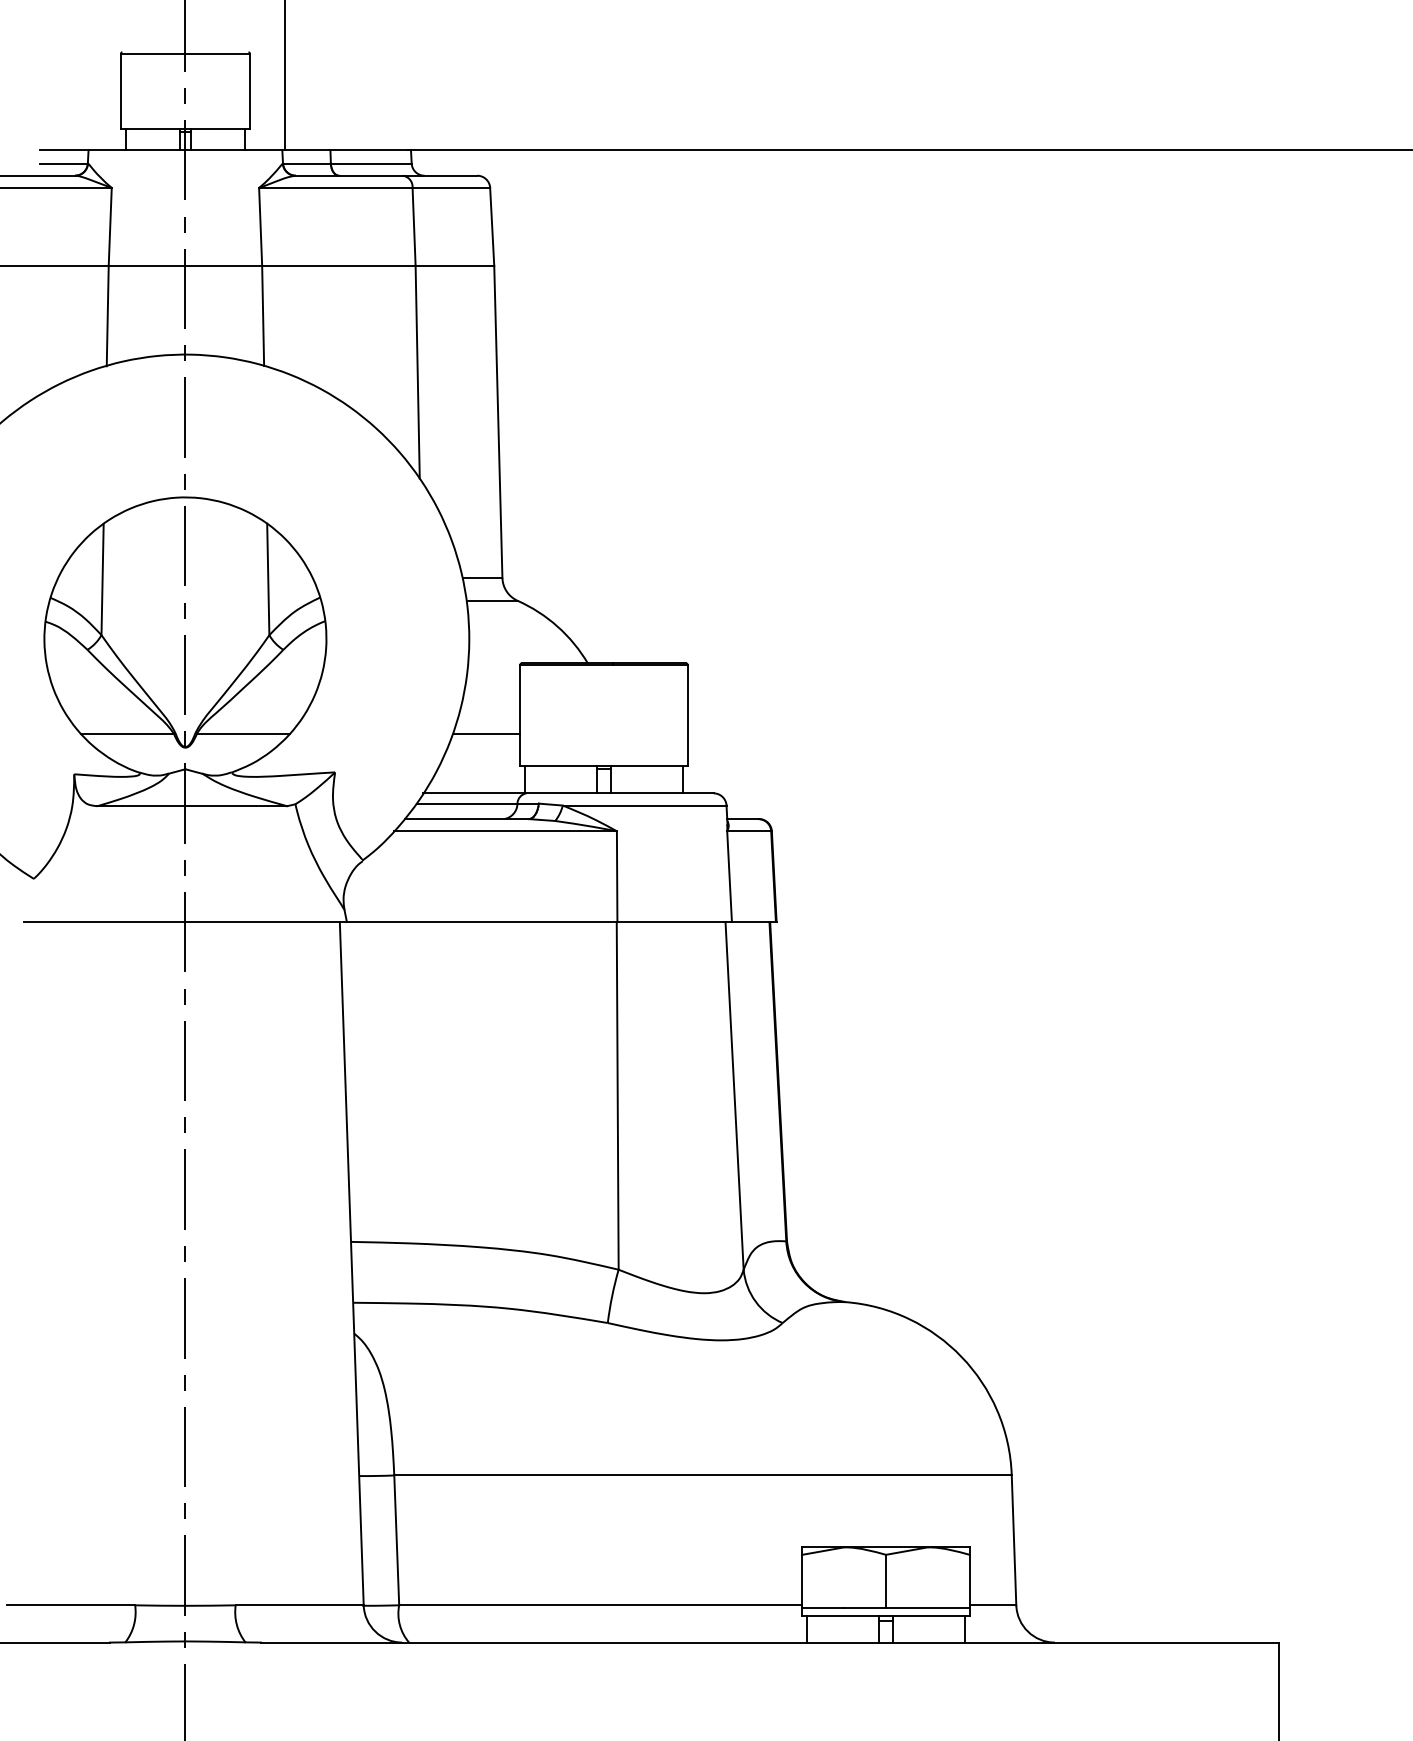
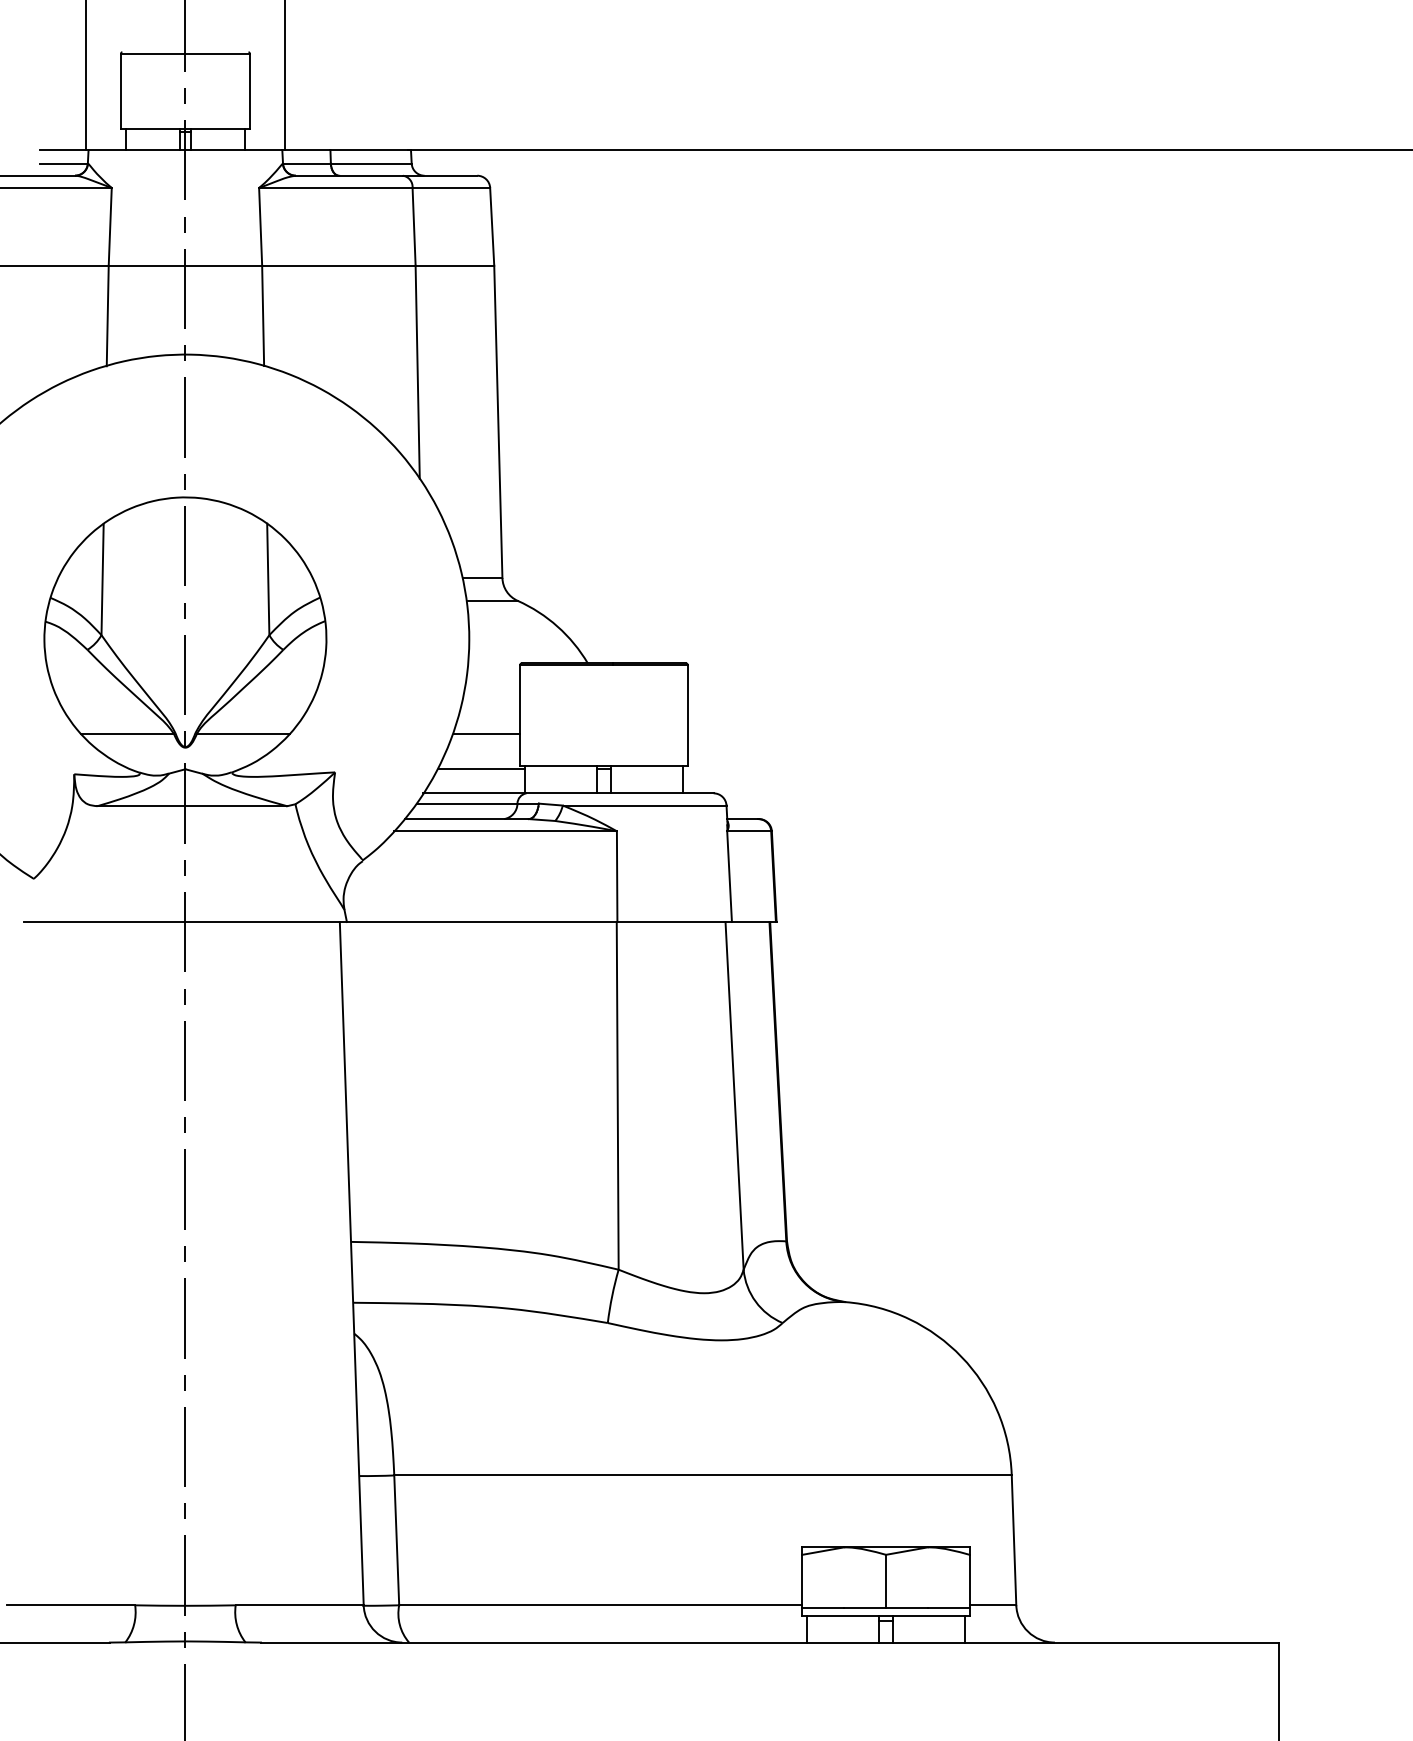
line: none -> present (85, 76)
line: none -> present (481, 768)
